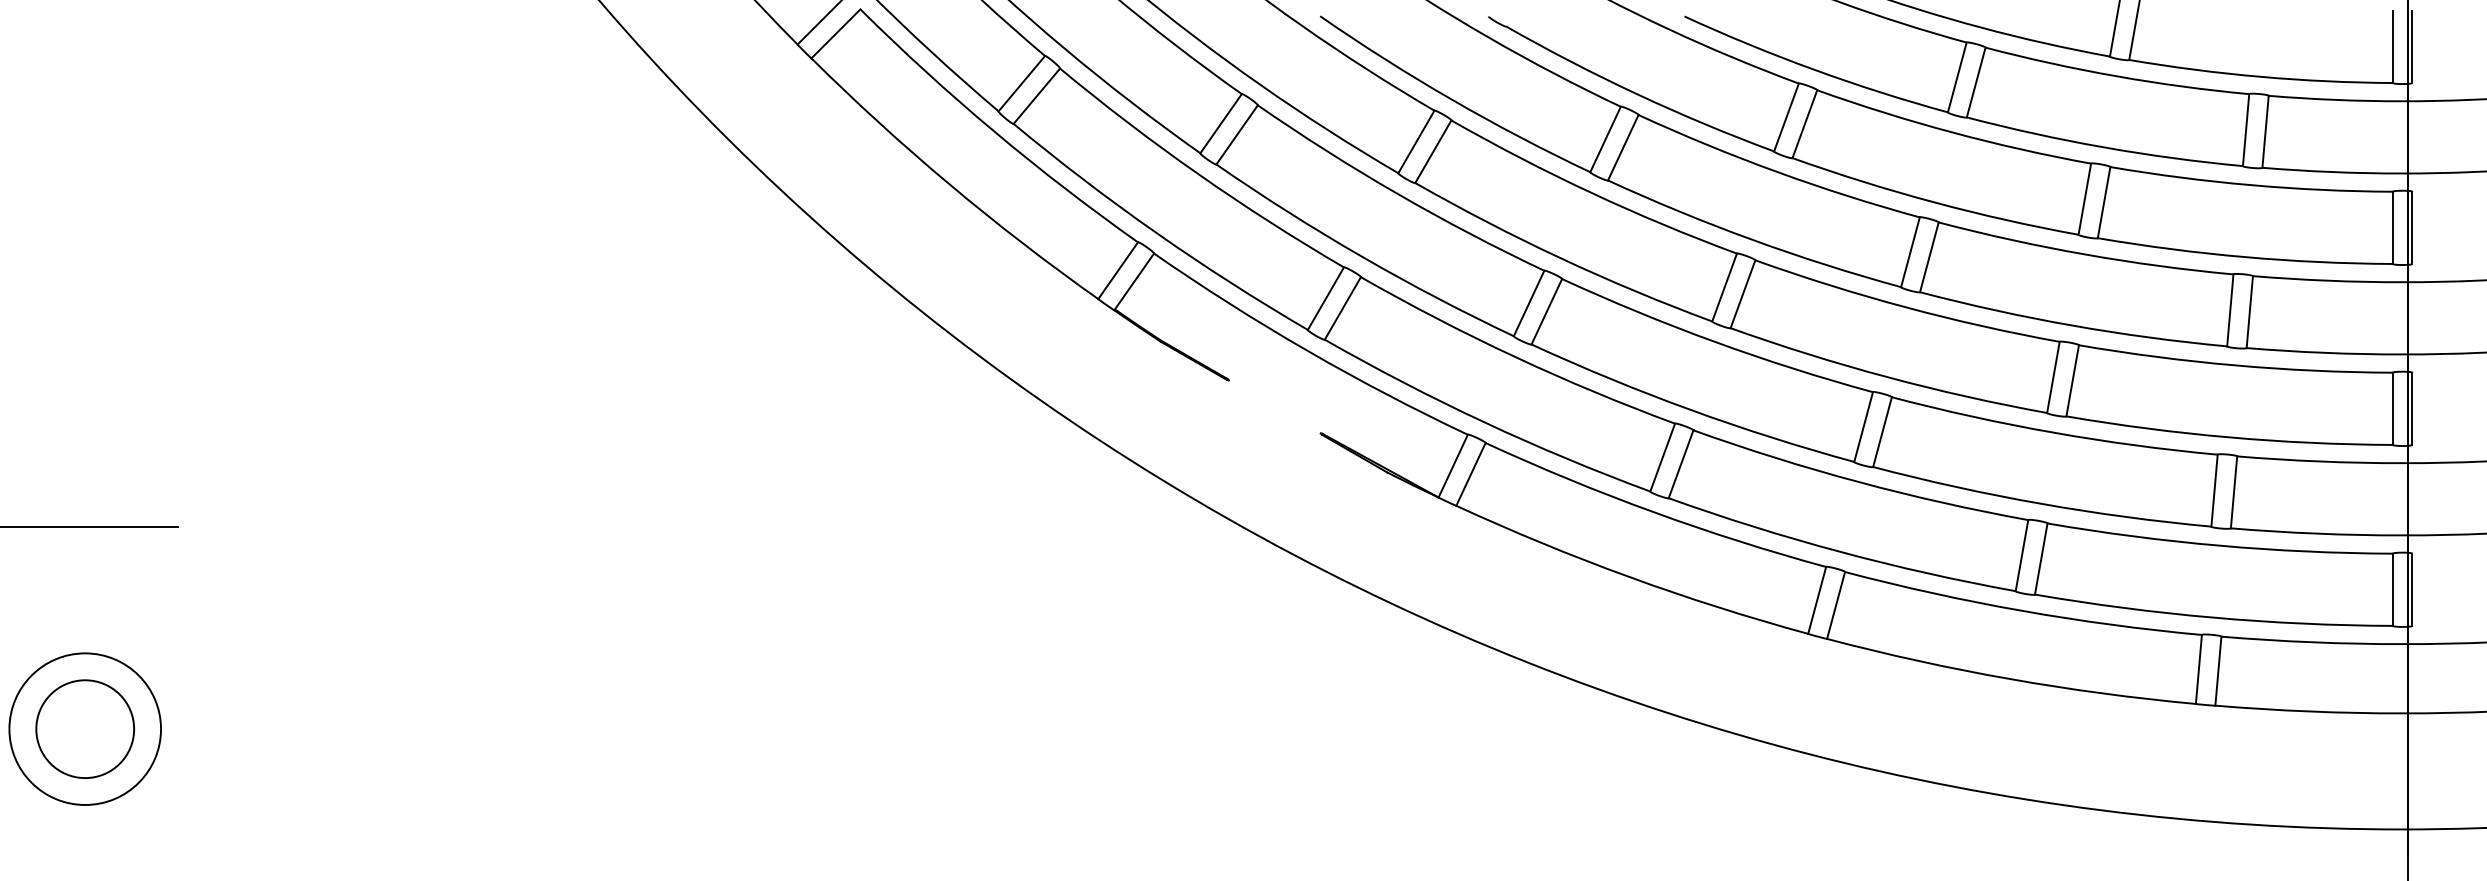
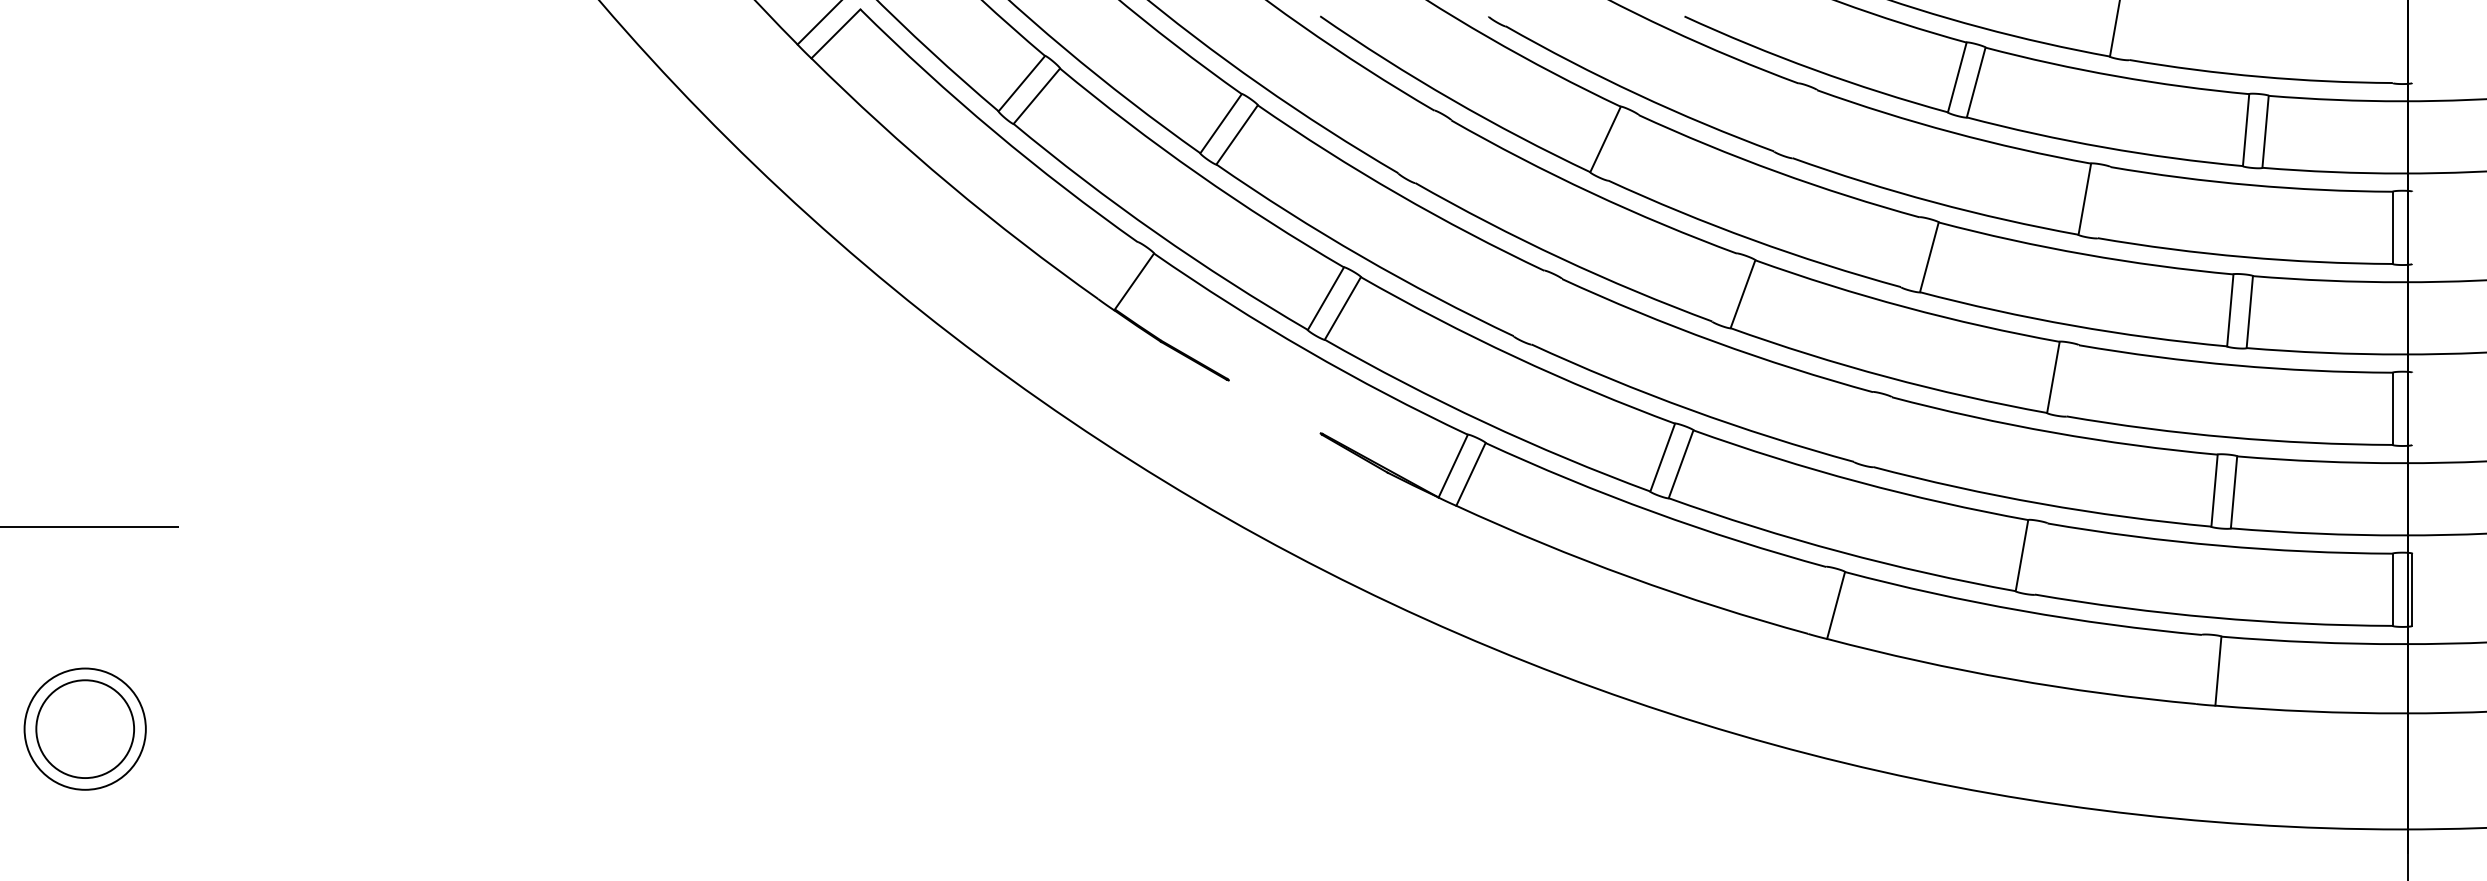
line: present -> none (2134, 30)
line: present -> none (2392, 46)
line: present -> none (2412, 46)
line: present -> none (1786, 117)
line: present -> none (1804, 124)
line: present -> none (1416, 141)
line: present -> none (1623, 147)
line: present -> none (1433, 151)
line: present -> none (2103, 202)
line: present -> none (2412, 227)
line: present -> none (1910, 252)
line: present -> none (1118, 270)
line: present -> none (1724, 287)
line: present -> none (1528, 303)
line: present -> none (1546, 311)
line: present -> none (2072, 380)
line: present -> none (2412, 408)
line: present -> none (1863, 426)
line: present -> none (1882, 432)
line: present -> none (2040, 558)
line: present -> none (1817, 599)
line: present -> none (2198, 668)
circle diameter: 152 px -> 121 px (84, 728)
